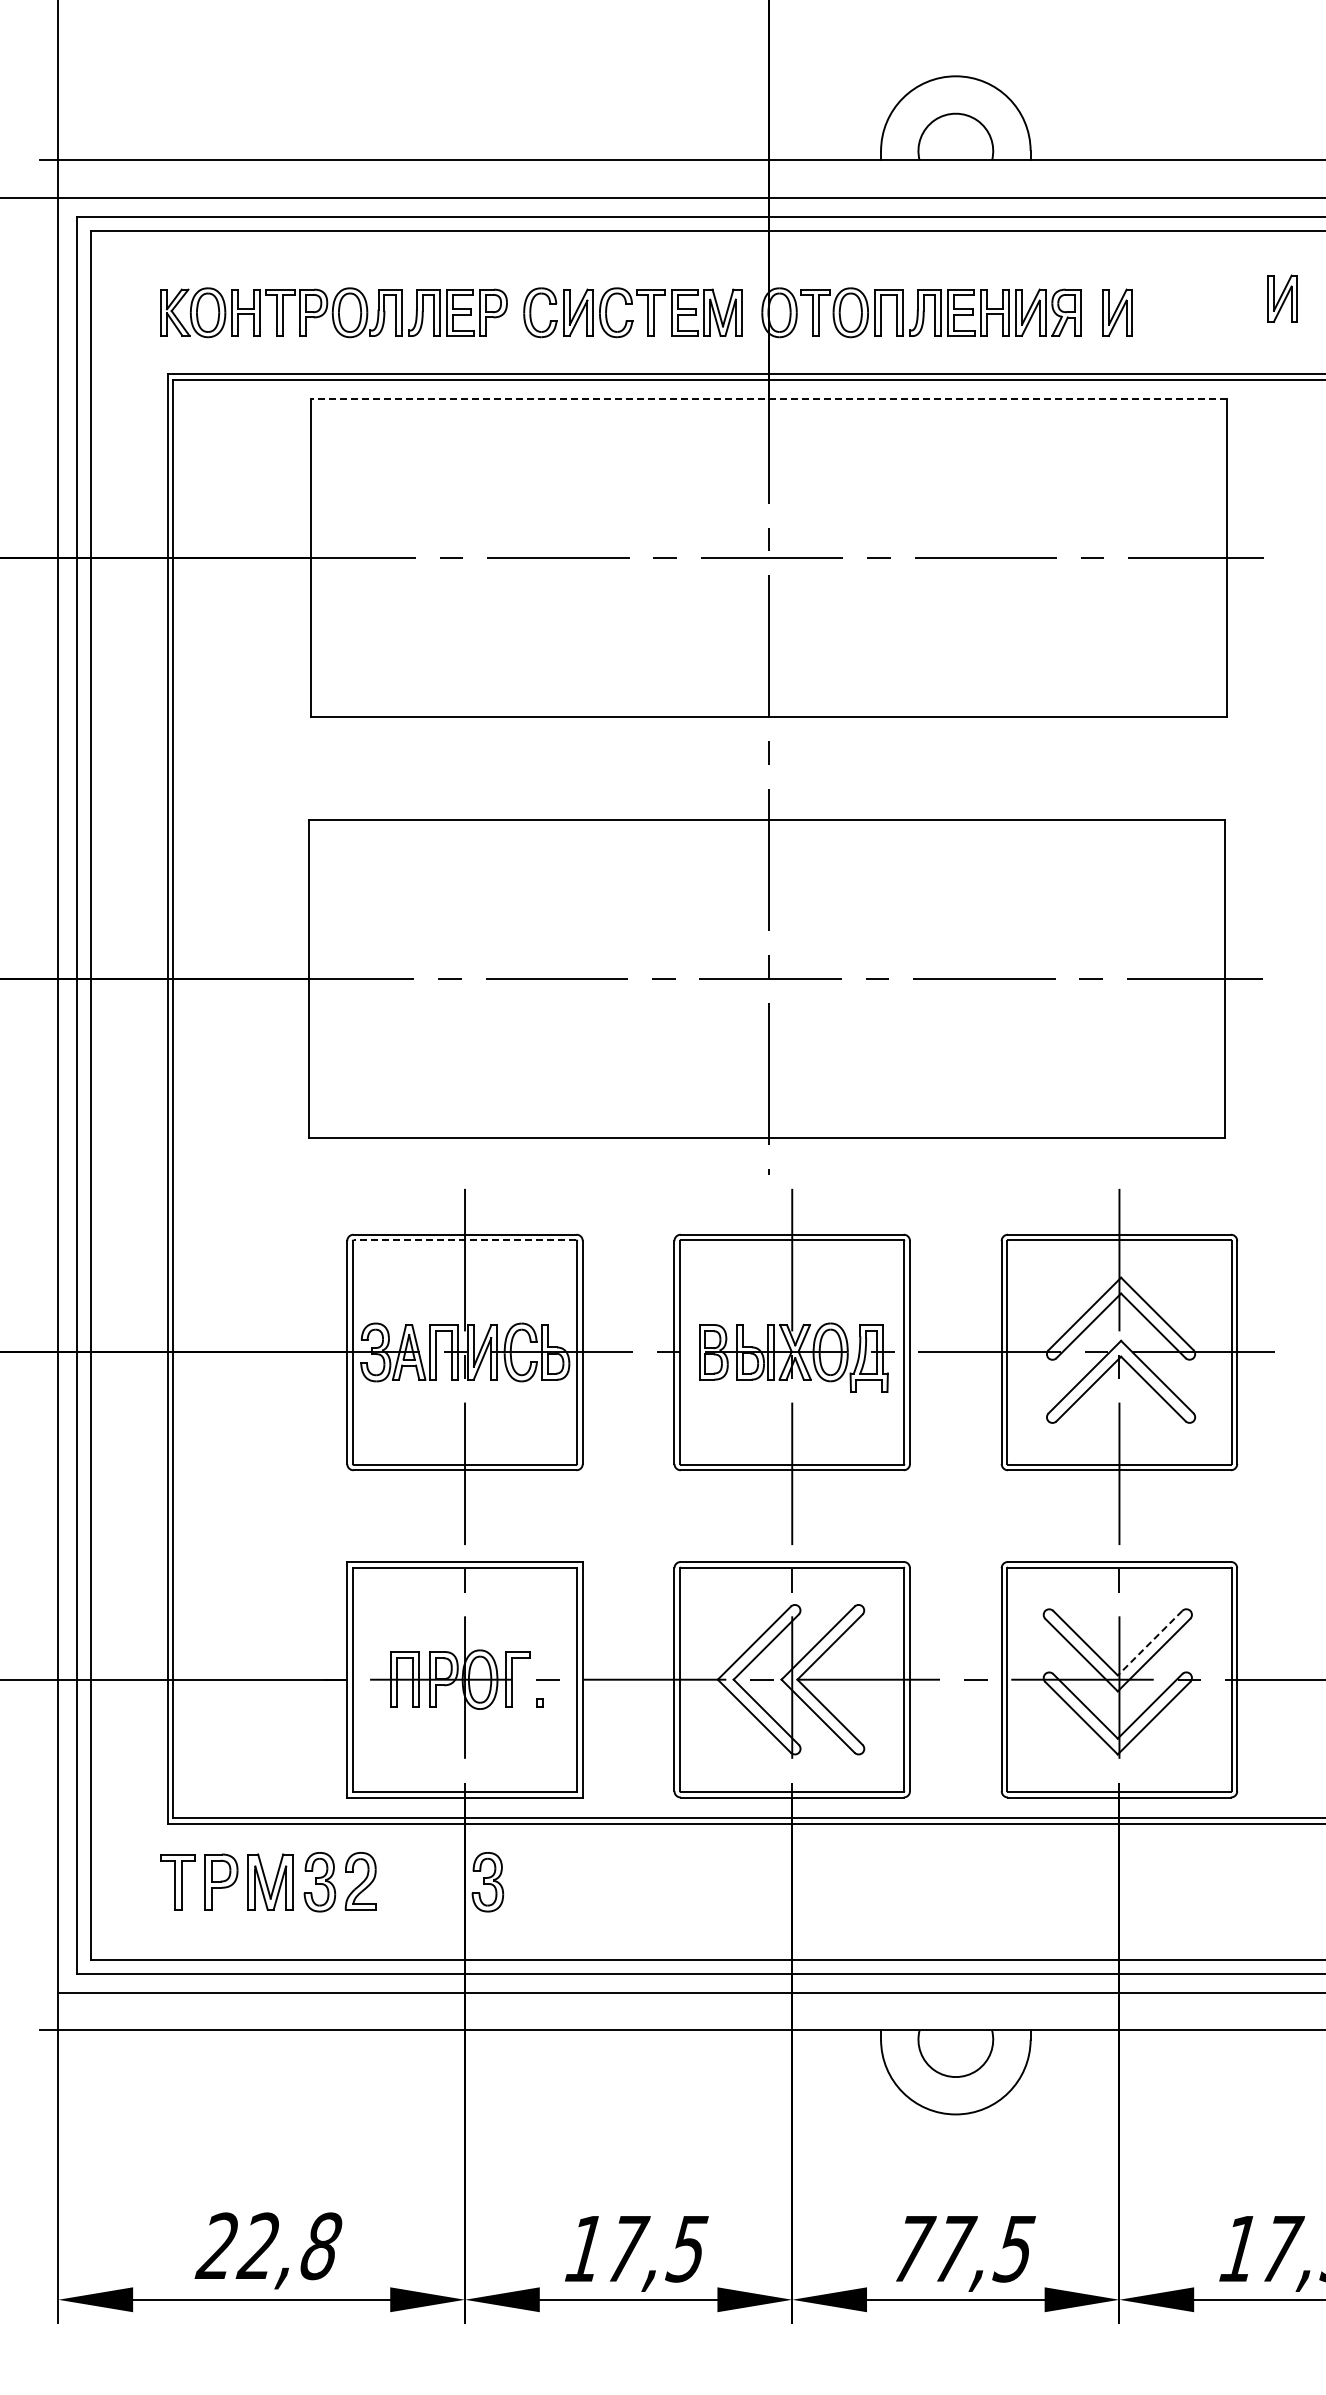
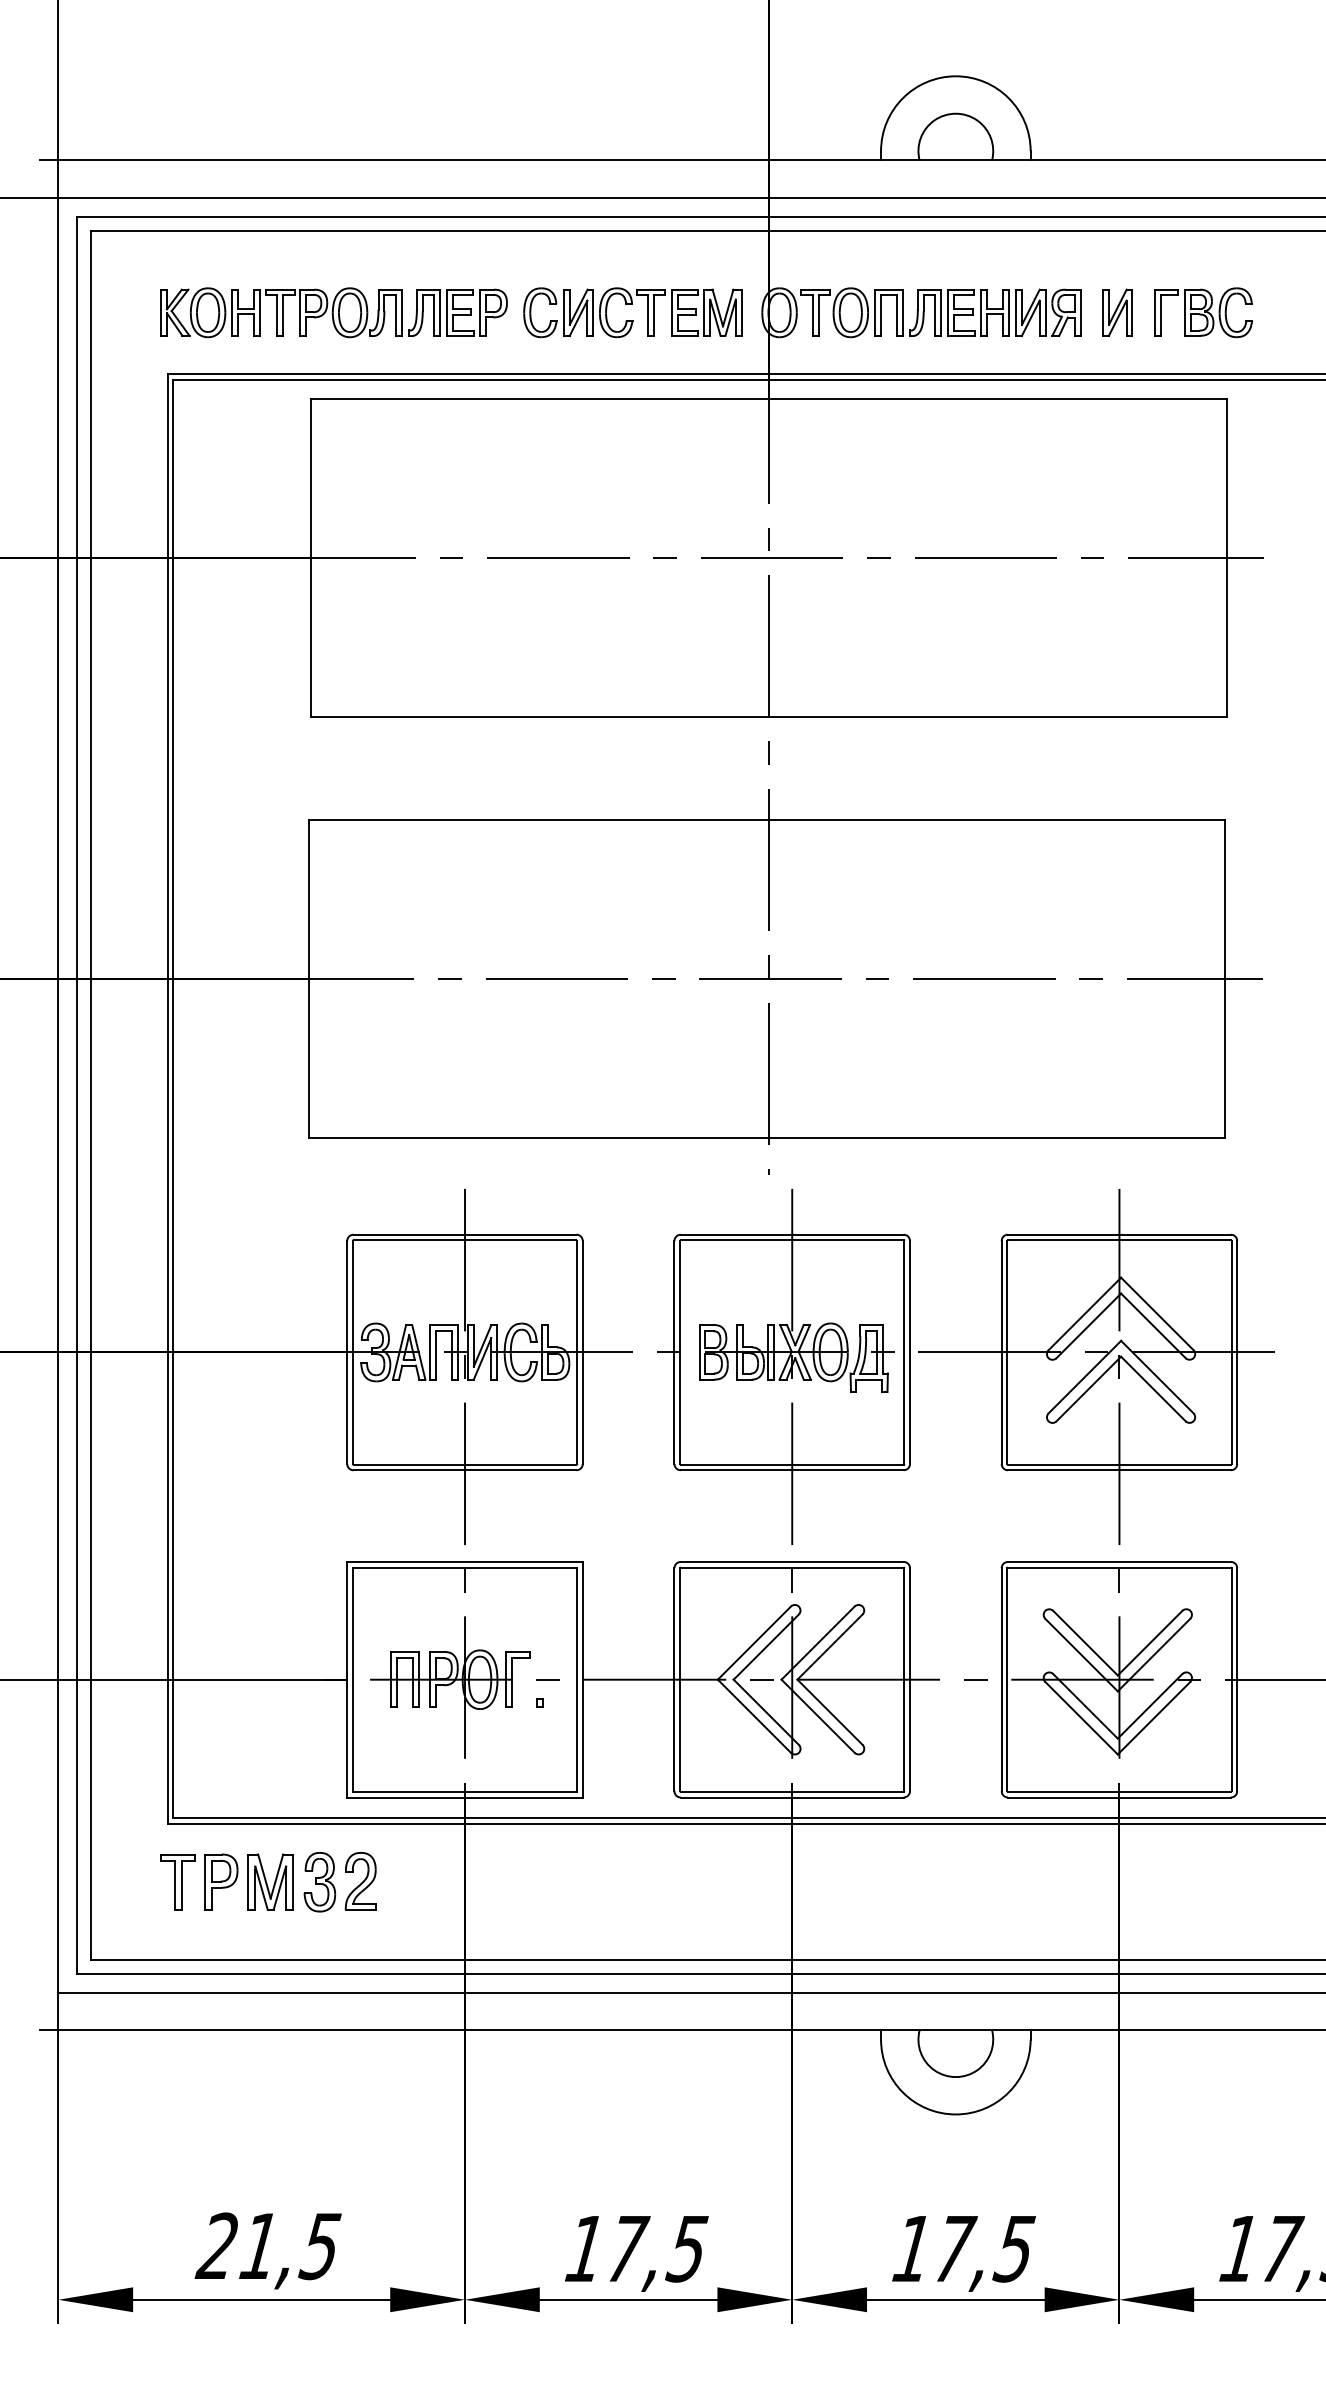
part: present -> none (1282, 298)
part: none -> present (1203, 312)
line: dashed -> solid (768, 398)
line: dashed -> solid (464, 1240)
line: dashed -> solid (1150, 1643)
part: present -> none (487, 1882)
text: 22,8 -> 21,5 (288, 2246)
text: 77,5 -> 17,5 (914, 2248)
